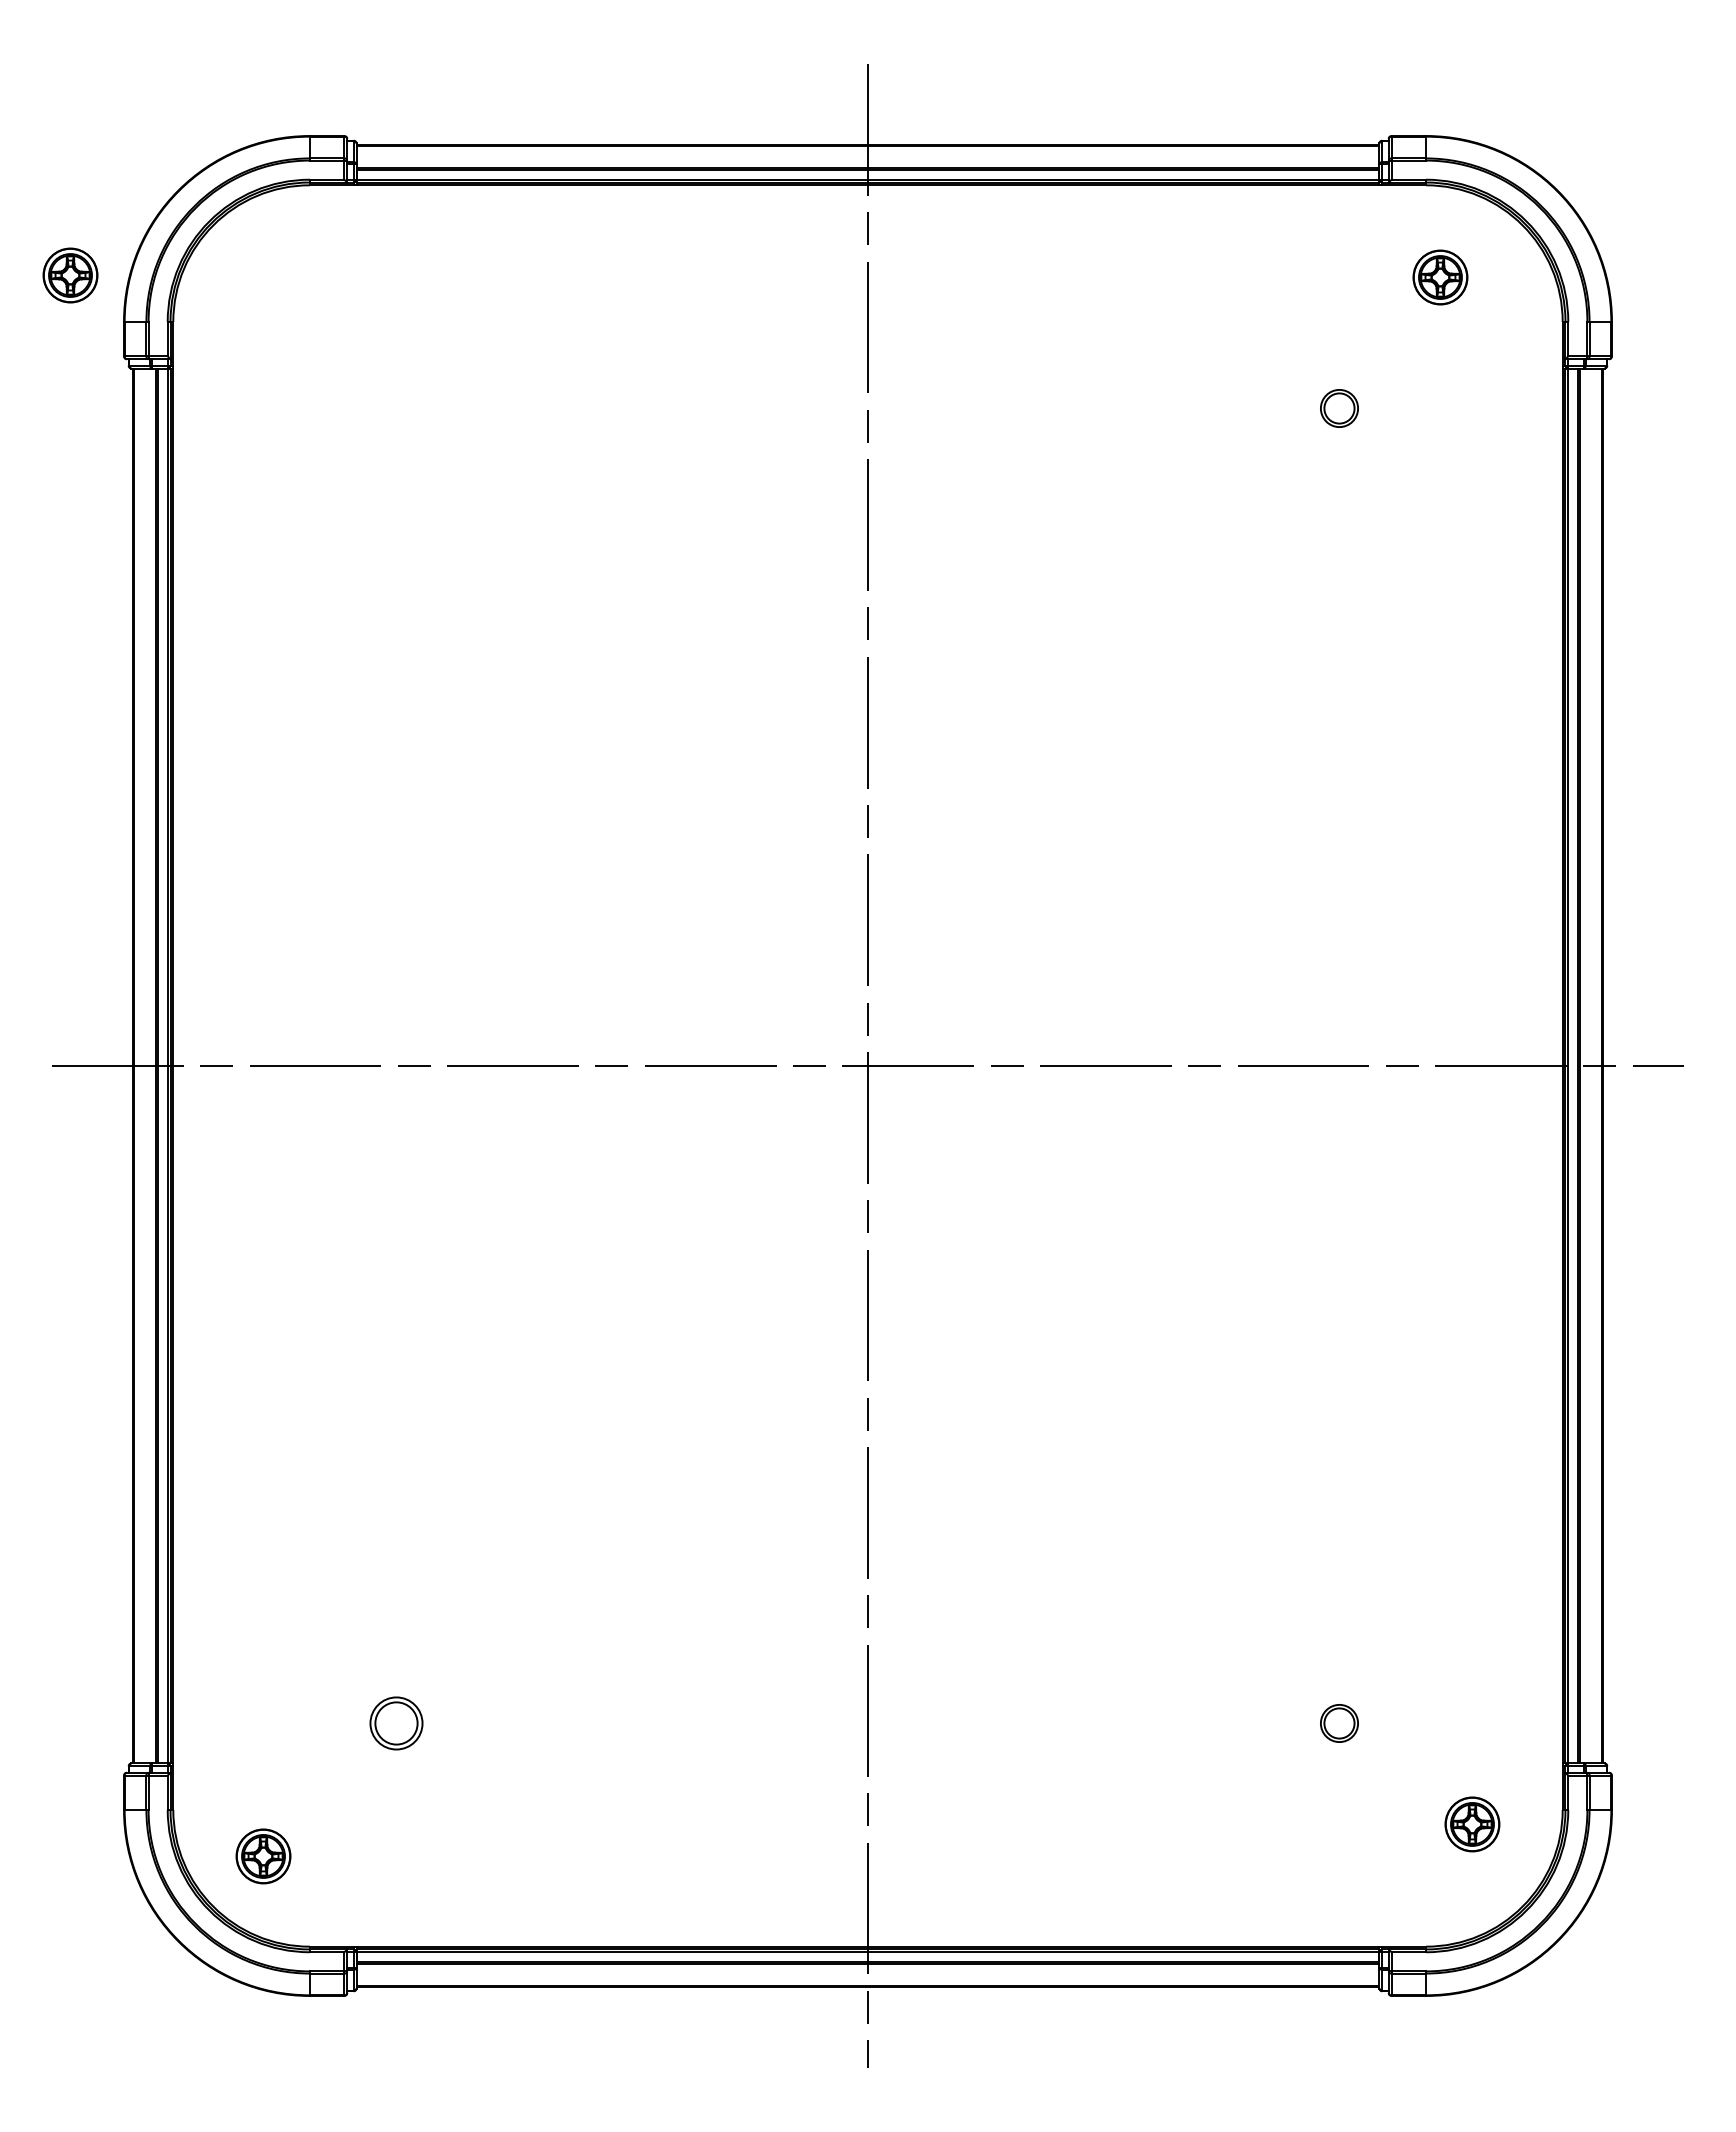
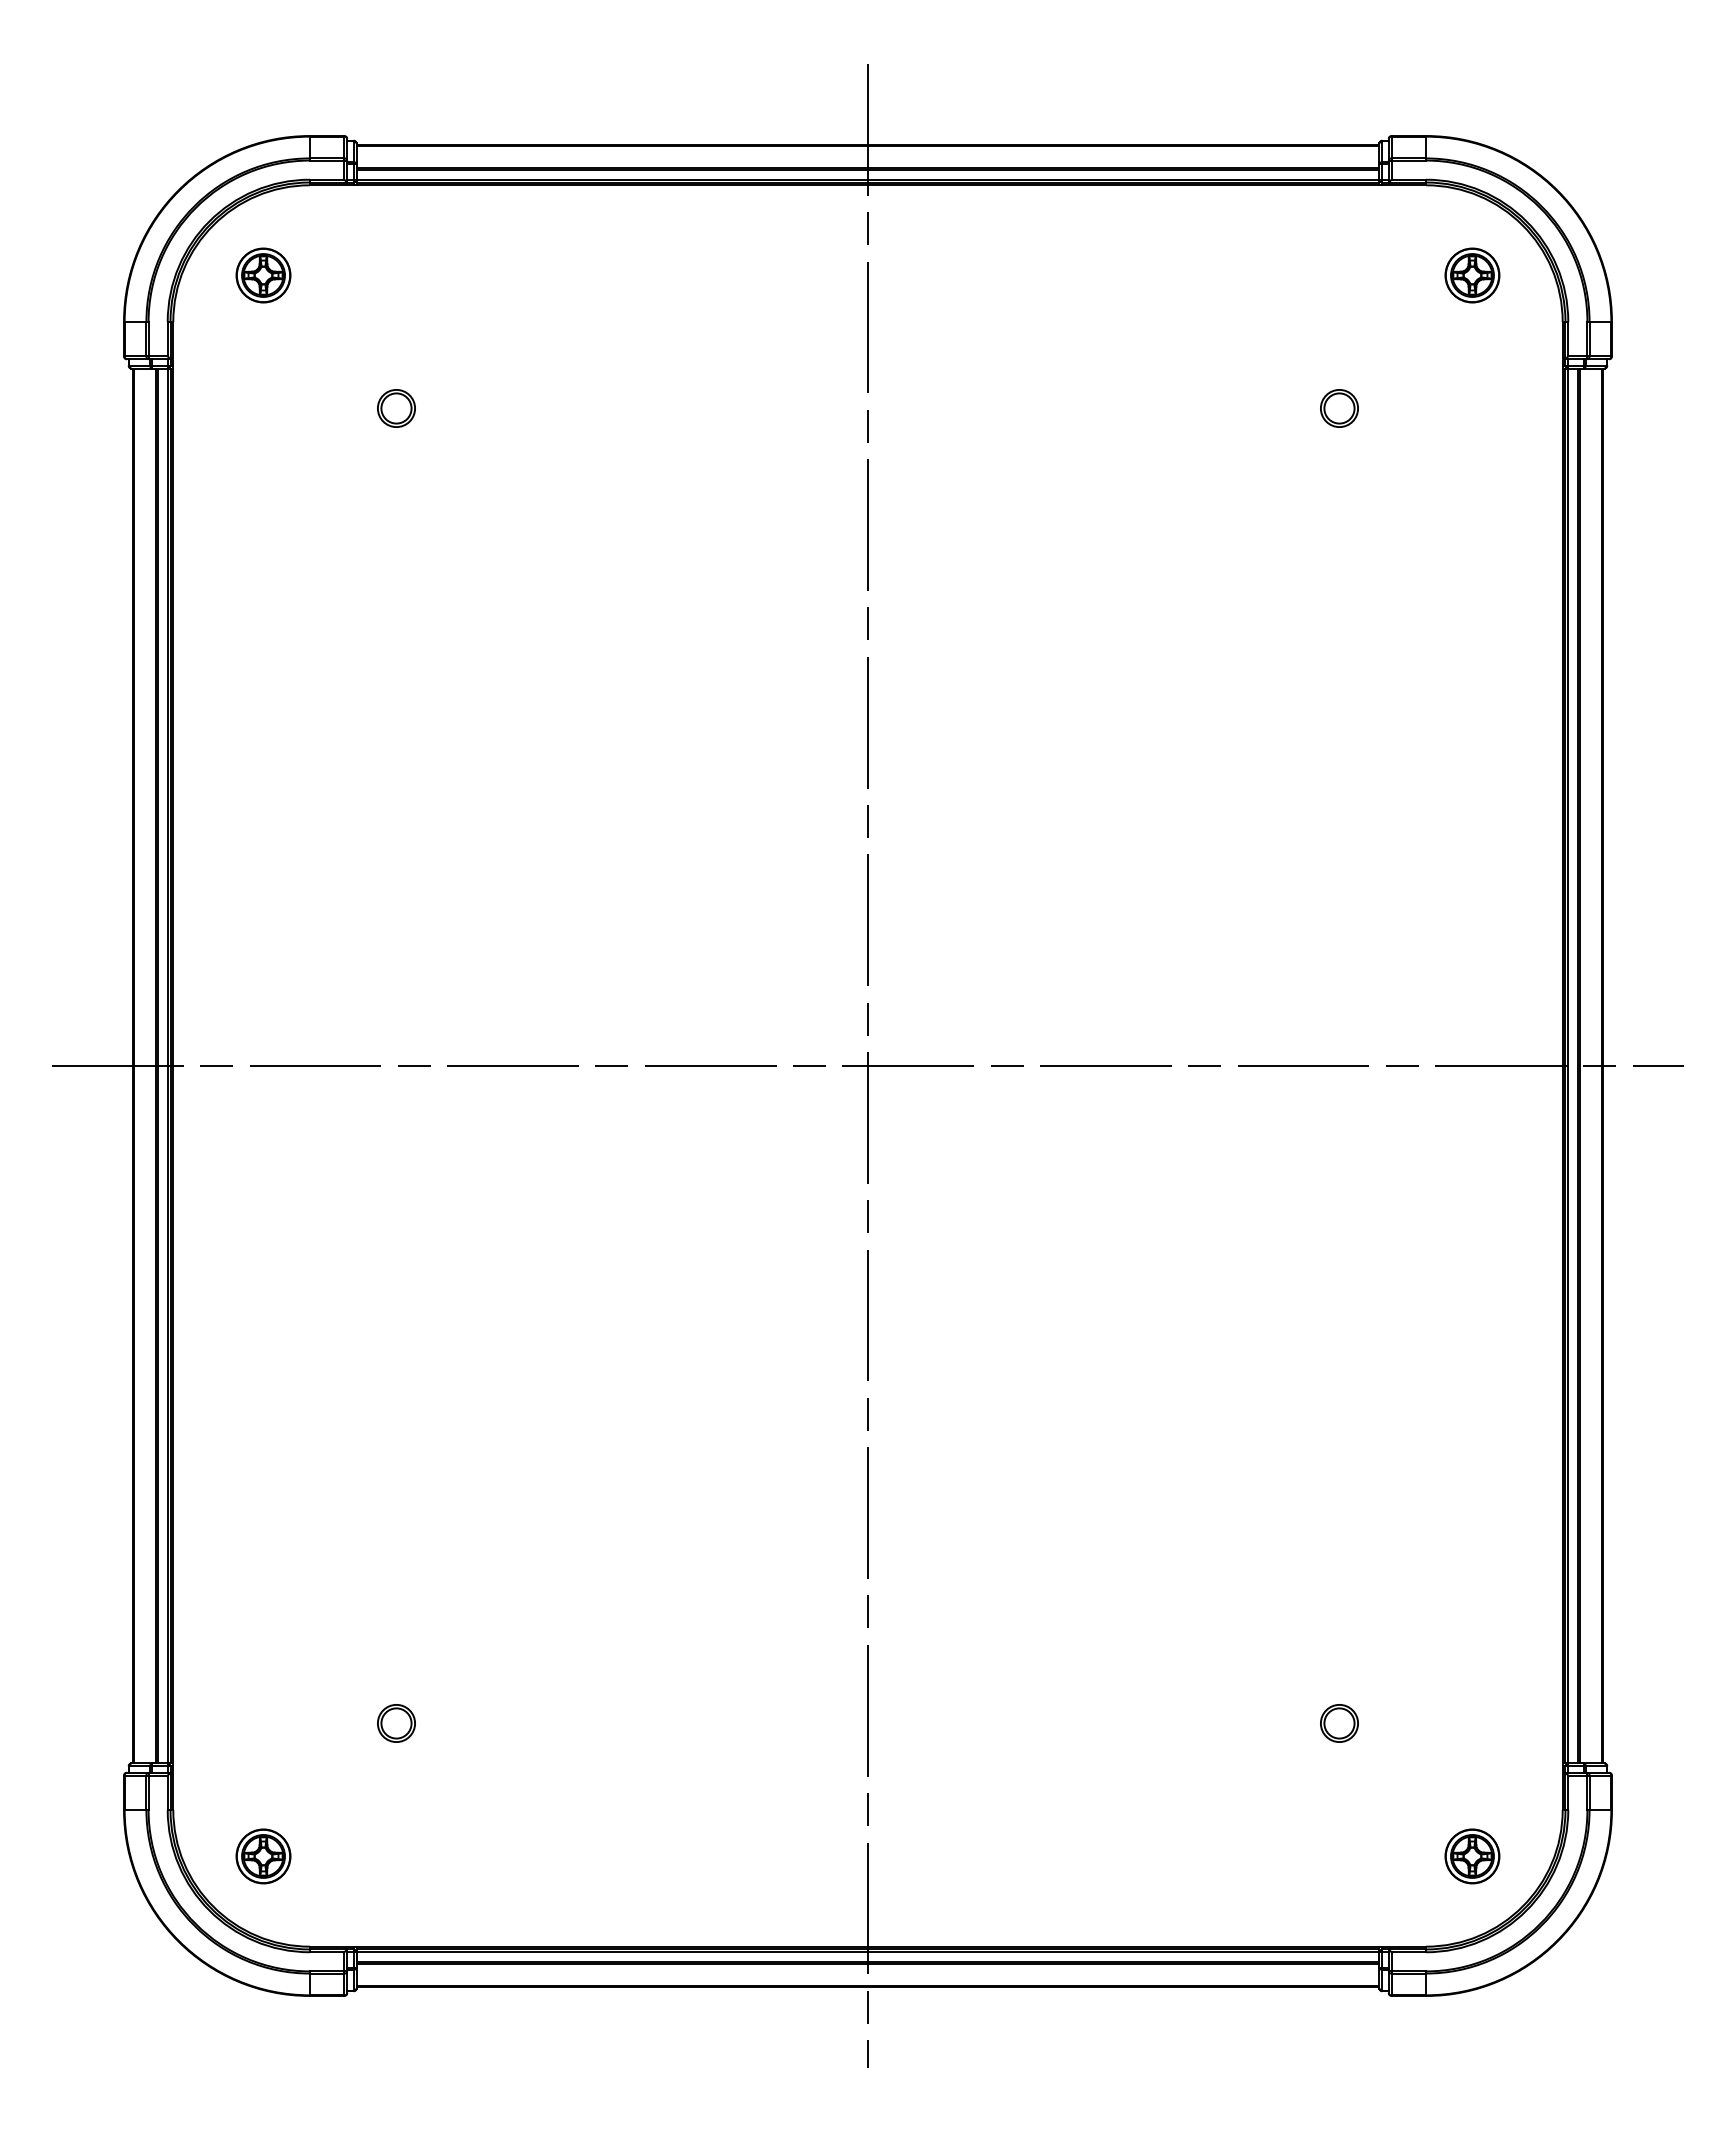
part position: (70, 275) -> (263, 275) (263, 275)
part position: (1440, 277) -> (1472, 275) (1472, 275)
part: none -> present (396, 408)
part size: 55x55 px -> 39x39 px (396, 1723)
part position: (1472, 1824) -> (1472, 1856) (1472, 1856)
